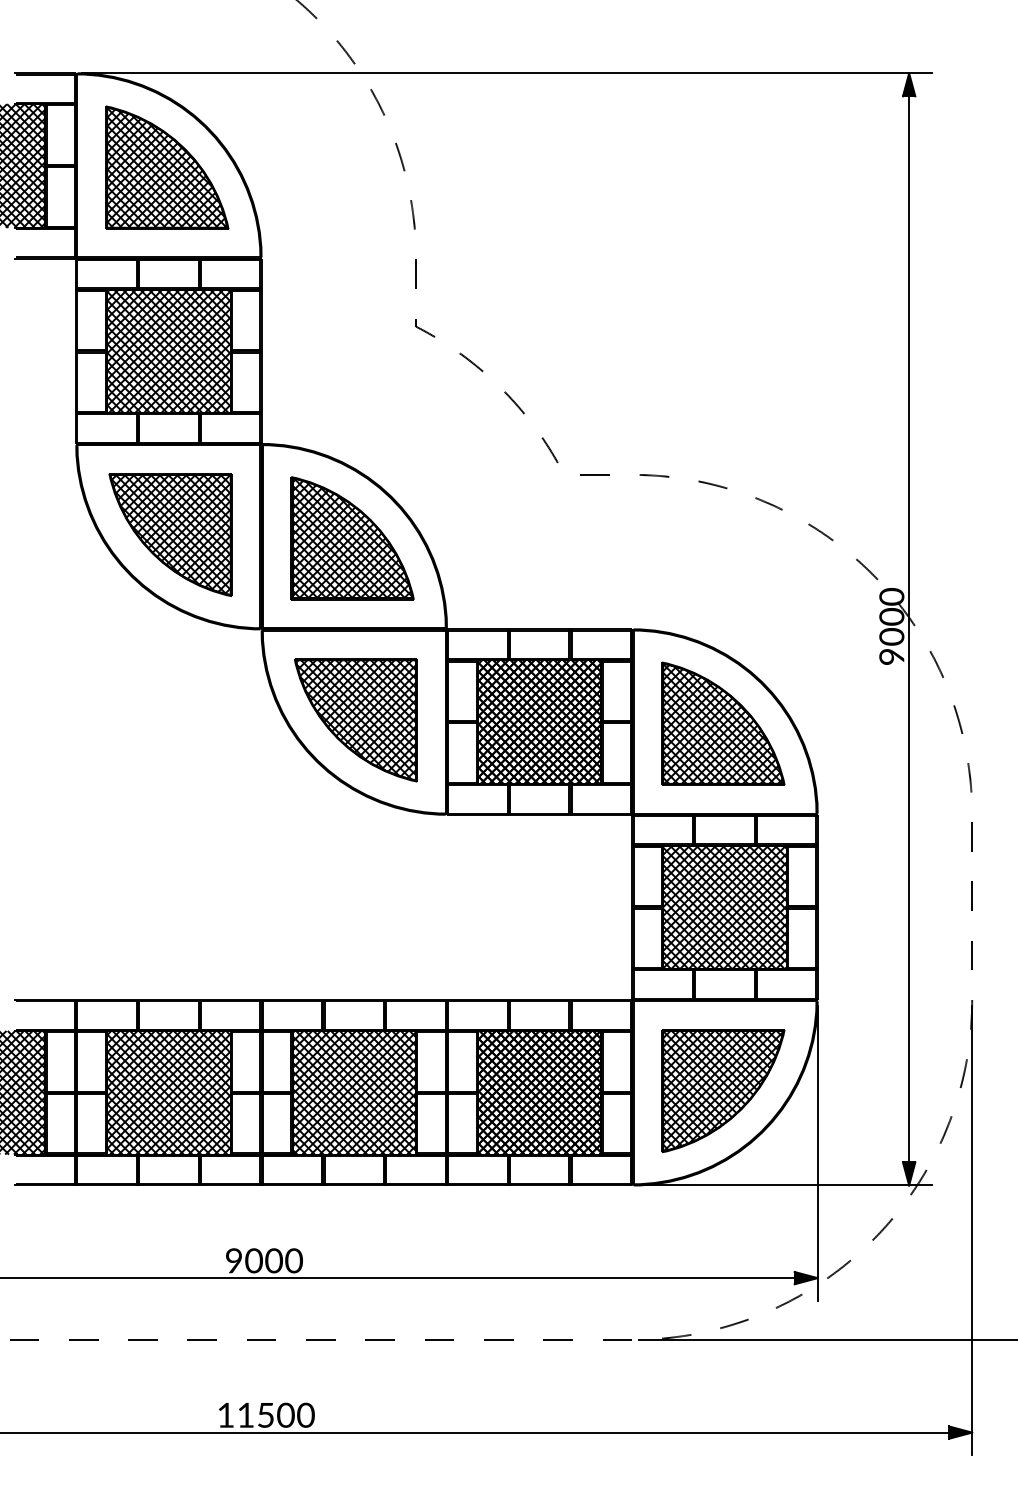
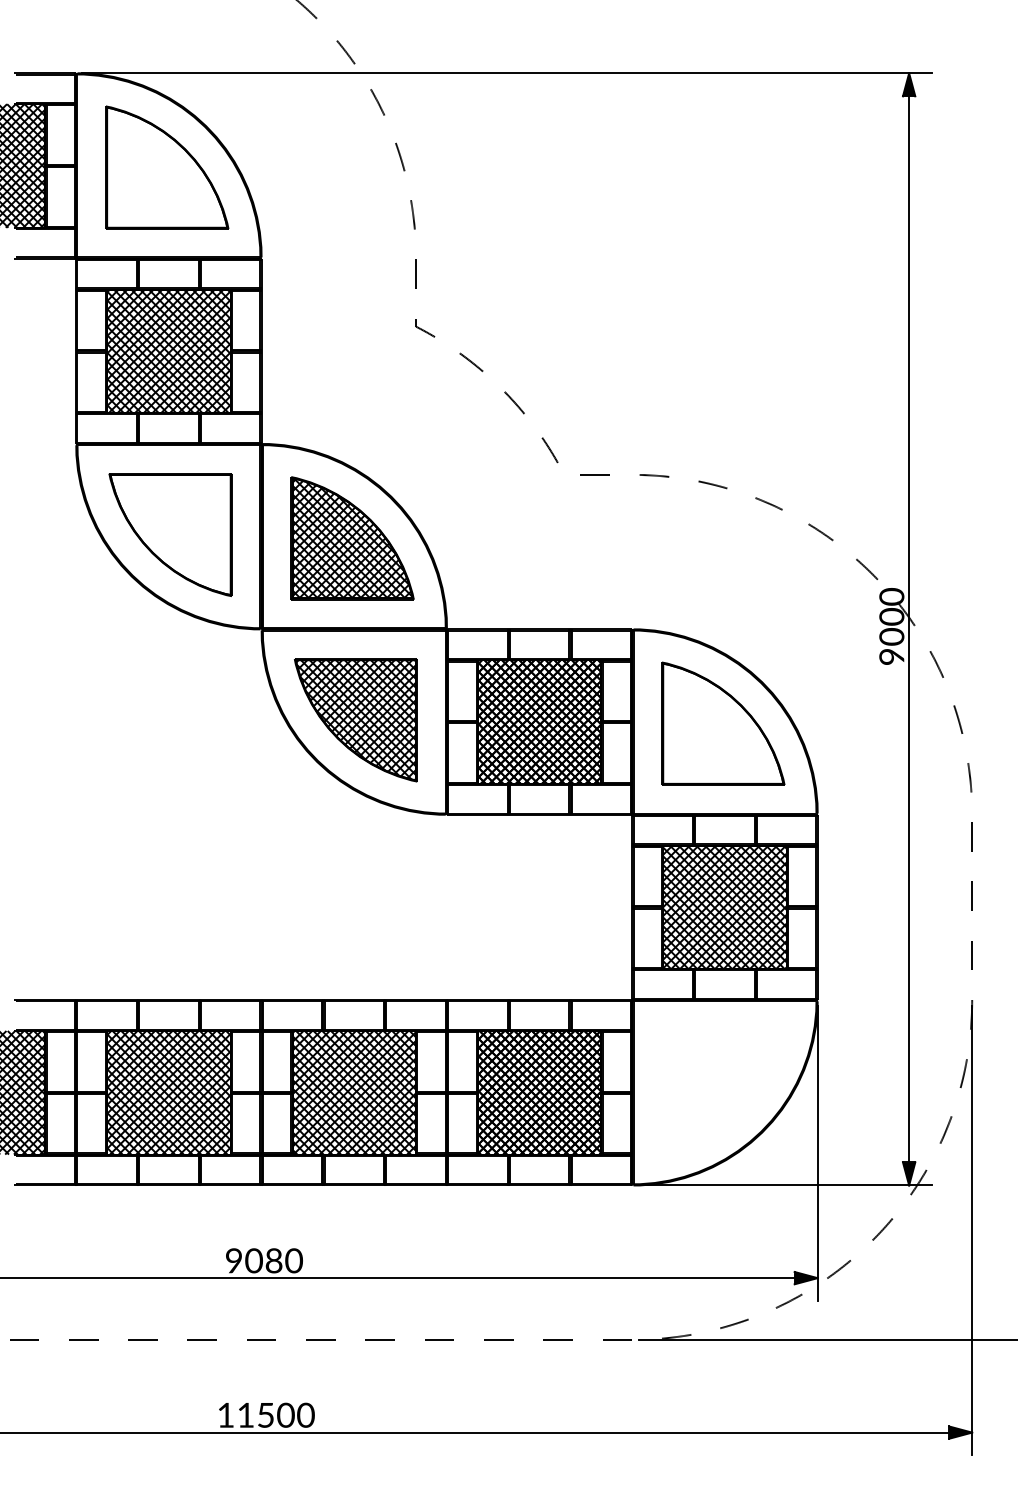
hatch: present -> none (166, 167)
hatch: present -> none (170, 534)
hatch: present -> none (722, 723)
part: present -> none (723, 1091)
text: 9000 -> 9080 (273, 1261)
